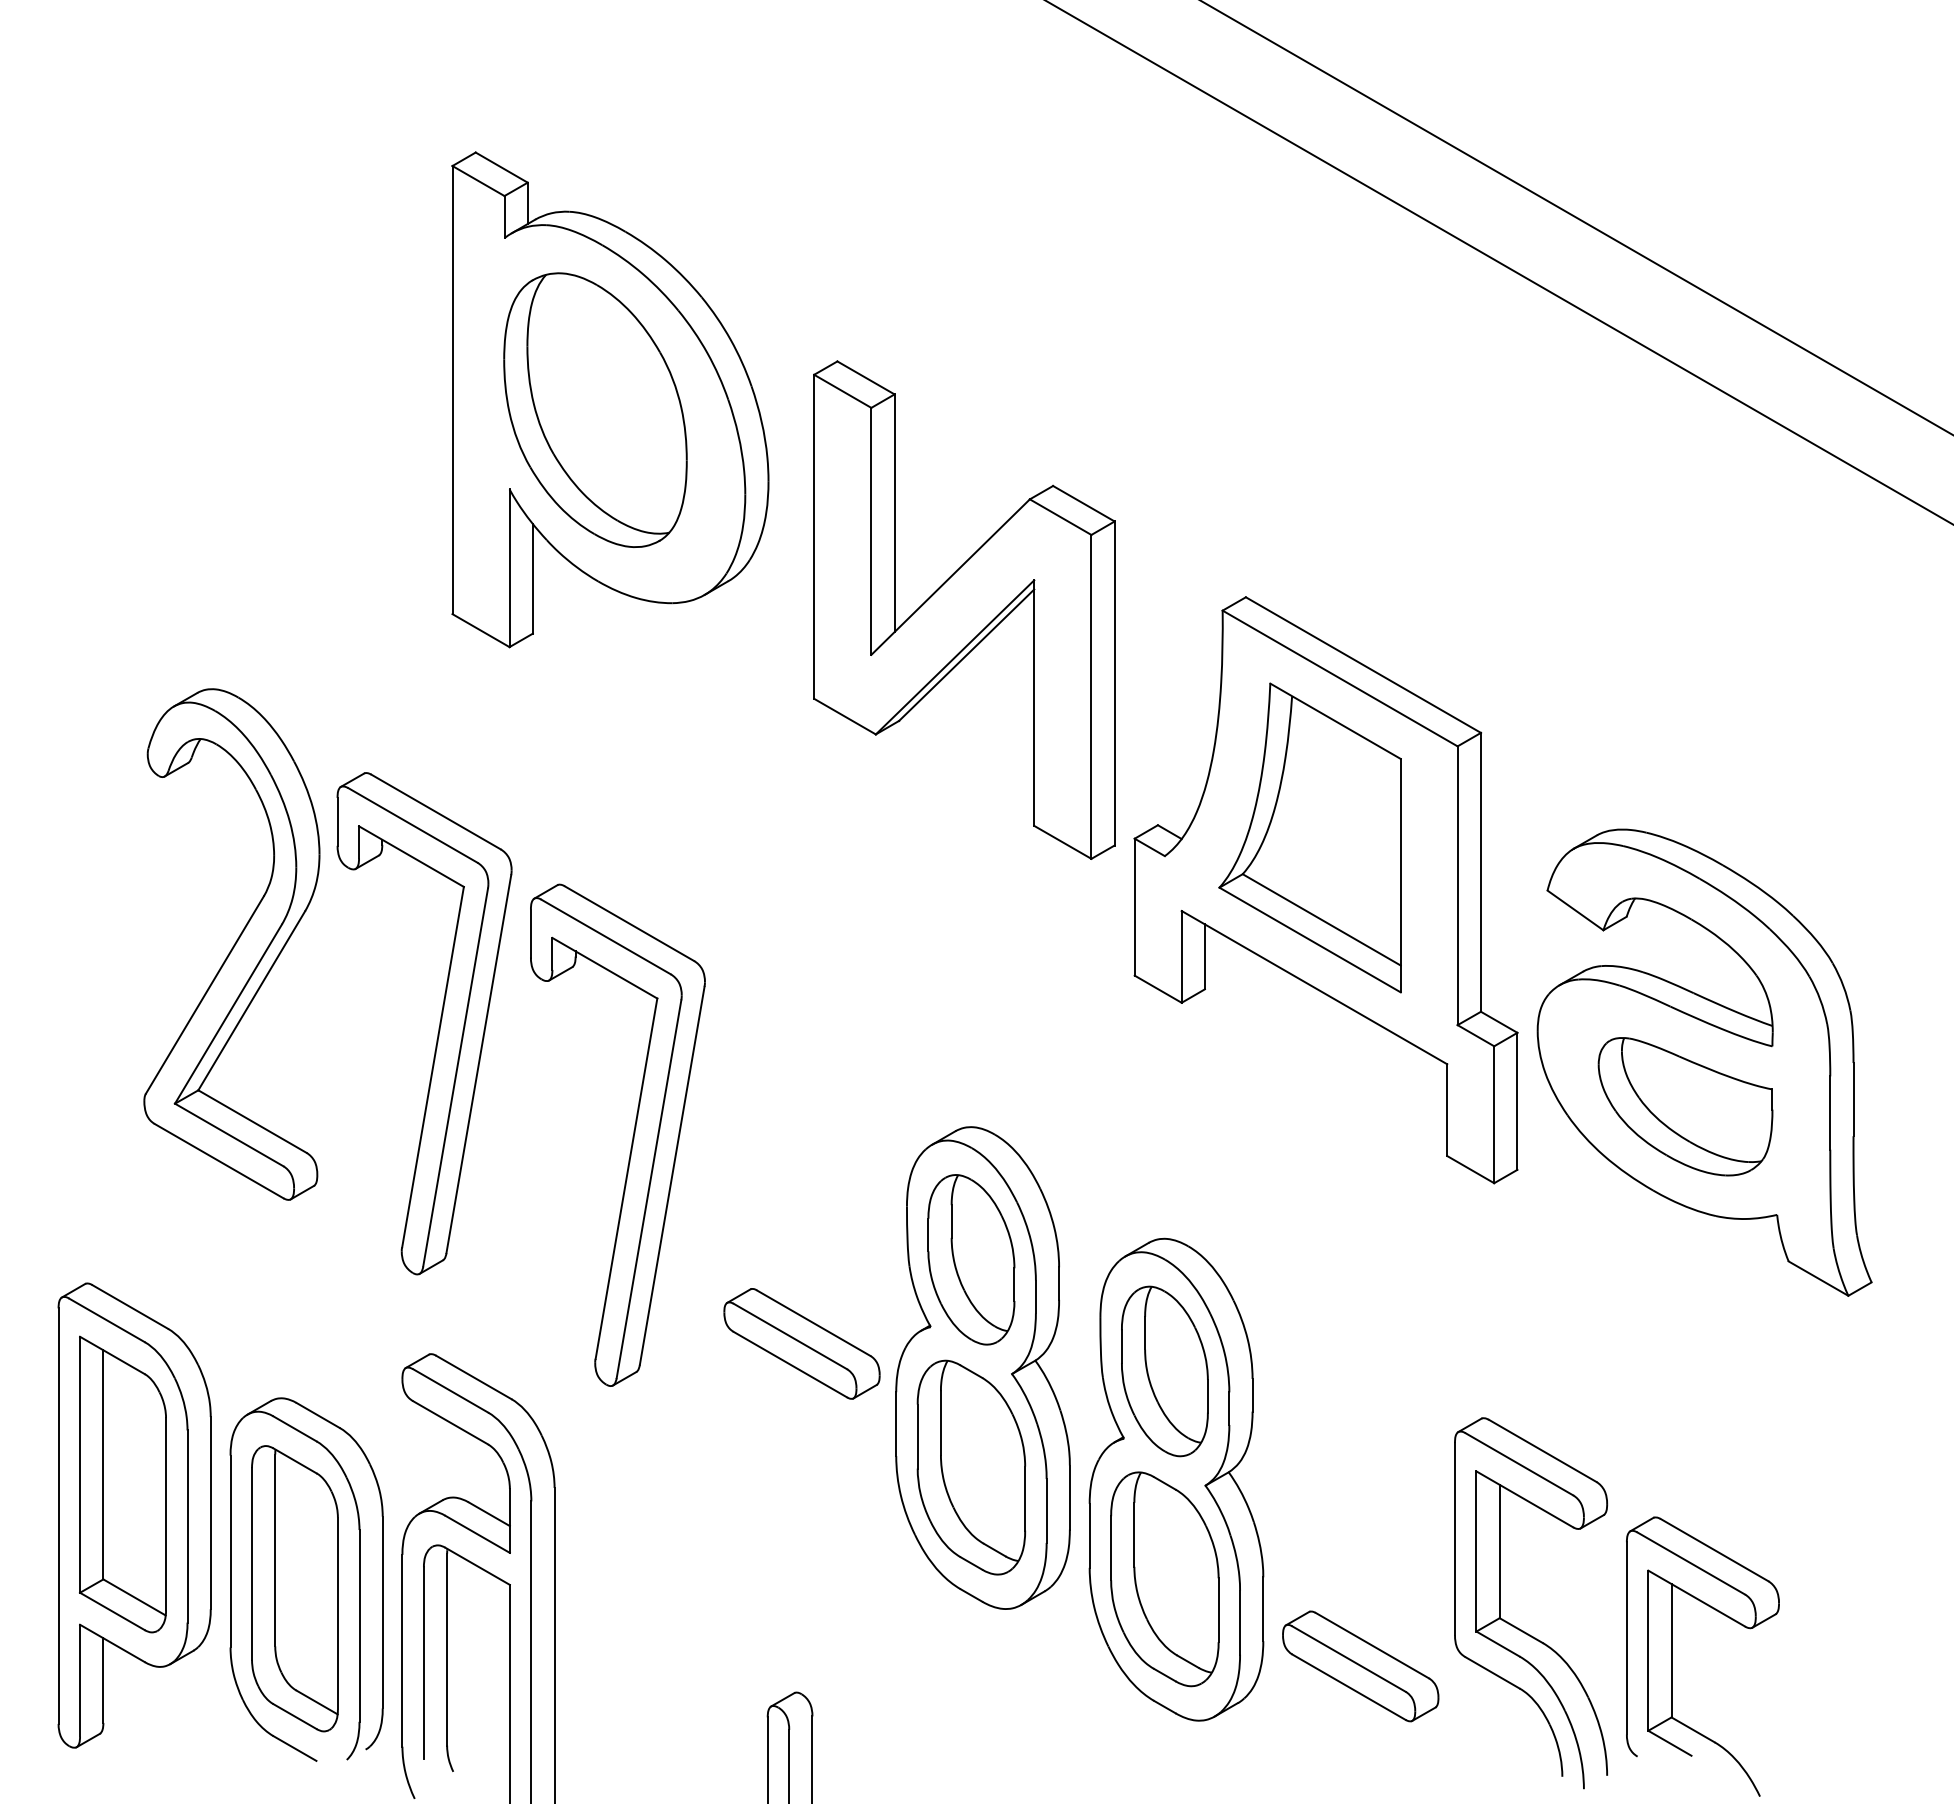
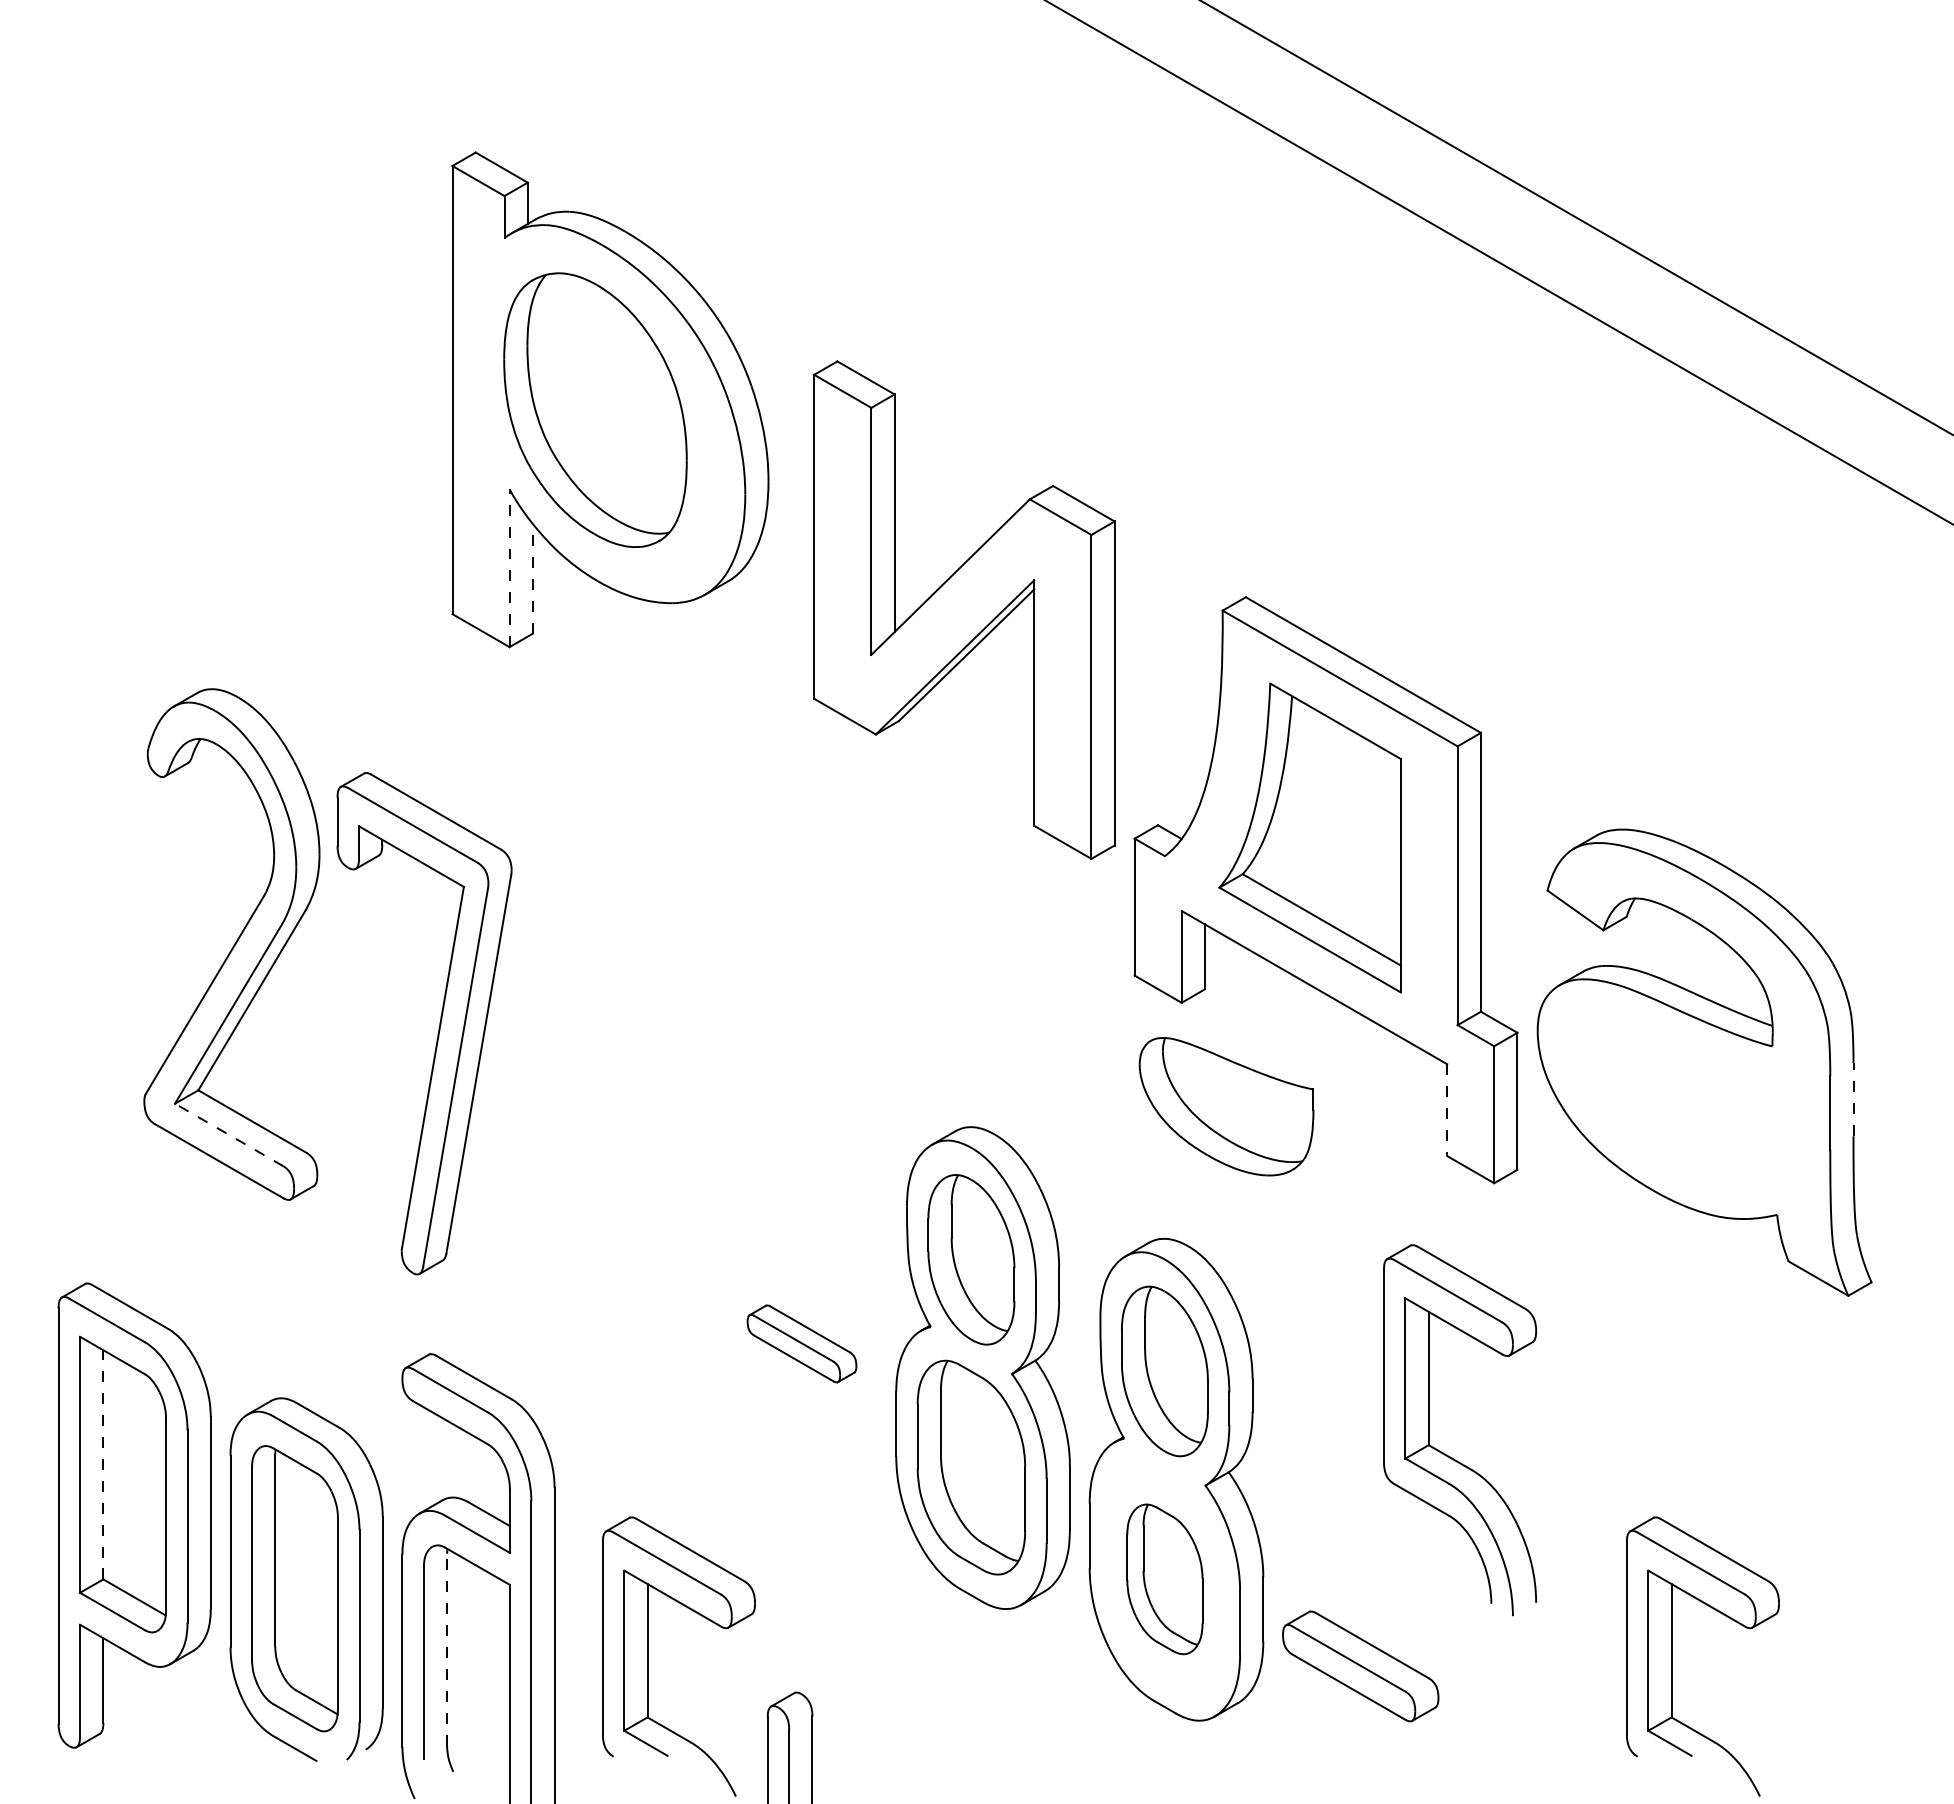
line: solid -> dashed (509, 568)
line: solid -> dashed (532, 578)
line: solid -> dashed (1853, 1099)
part position: (1685, 1106) -> (1226, 1106) (1226, 1106)
line: solid -> dashed (1447, 1110)
line: solid -> dashed (229, 1134)
part: present -> none (632, 1136)
part size: 158x112 px -> 112x80 px (801, 1343)
line: solid -> dashed (103, 1464)
part size: 110x217 px -> 78x153 px (1164, 1579)
part position: (1518, 1627) -> (1447, 1454) (1447, 1454)
line: solid -> dashed (447, 1649)
part: none -> present (648, 1656)
